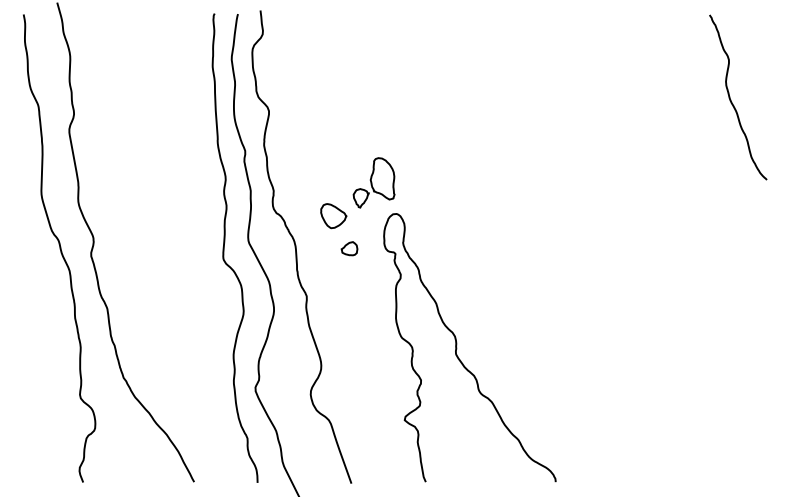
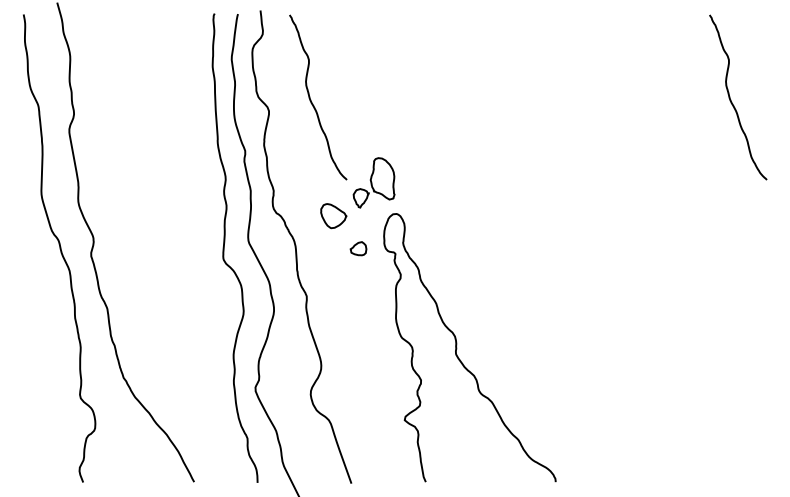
curve: none -> present (311, 99)
part position: (349, 248) -> (358, 248) (358, 248)
